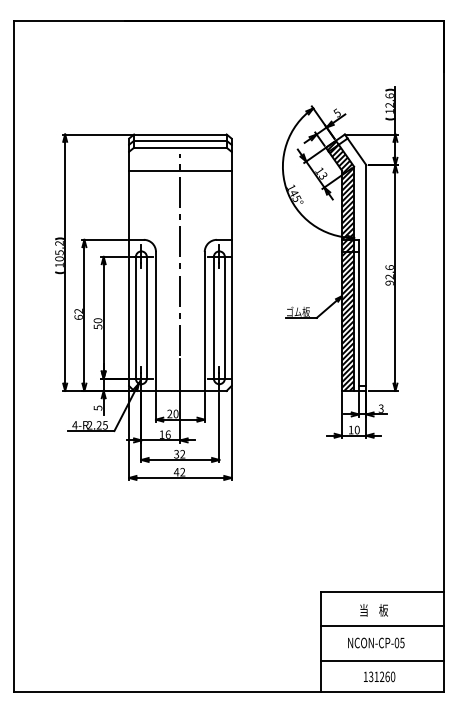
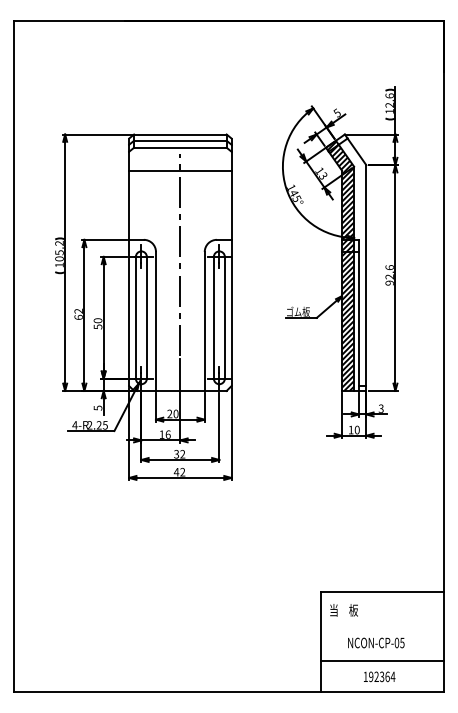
text position: (373, 610) -> (343, 610) (343, 610)
line: present -> none (382, 626)
text: 131260 -> 192364 (382, 676)
